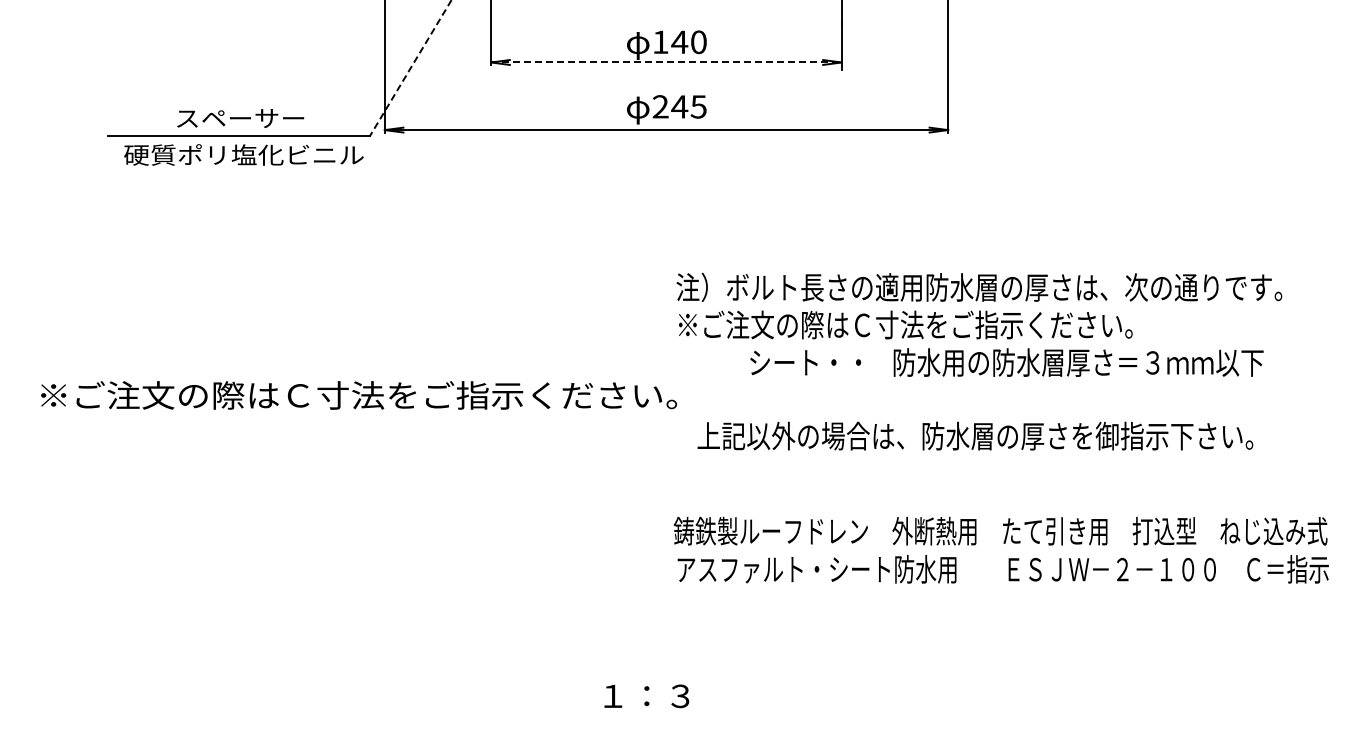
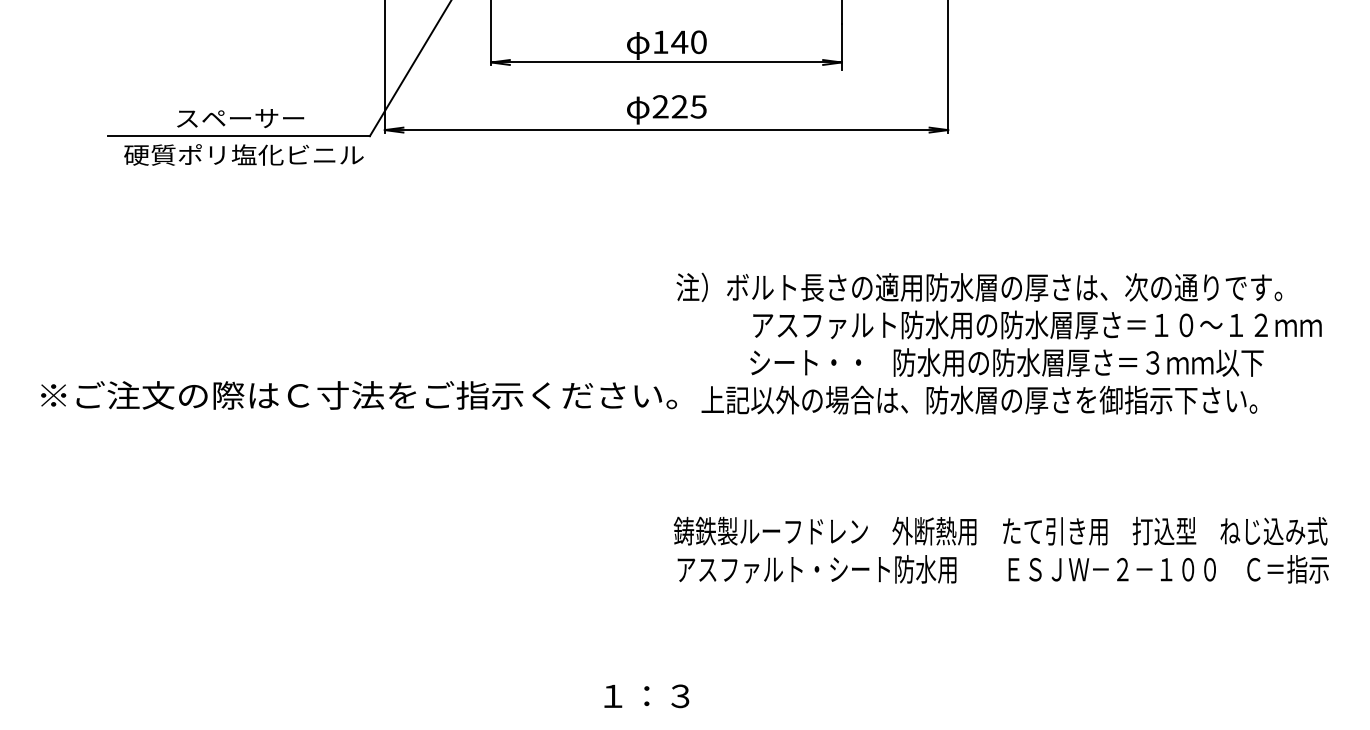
line: dashed -> solid (666, 62)
line: dashed -> solid (410, 68)
text: 245 -> 225 (679, 106)
text: ※ご注文の際はＣ寸法をご指示ください。 -> アスファルト防水用の防水層厚さ＝１０～１２ｍｍ (1000, 324)
text position: (975, 435) -> (979, 399) (979, 399)
